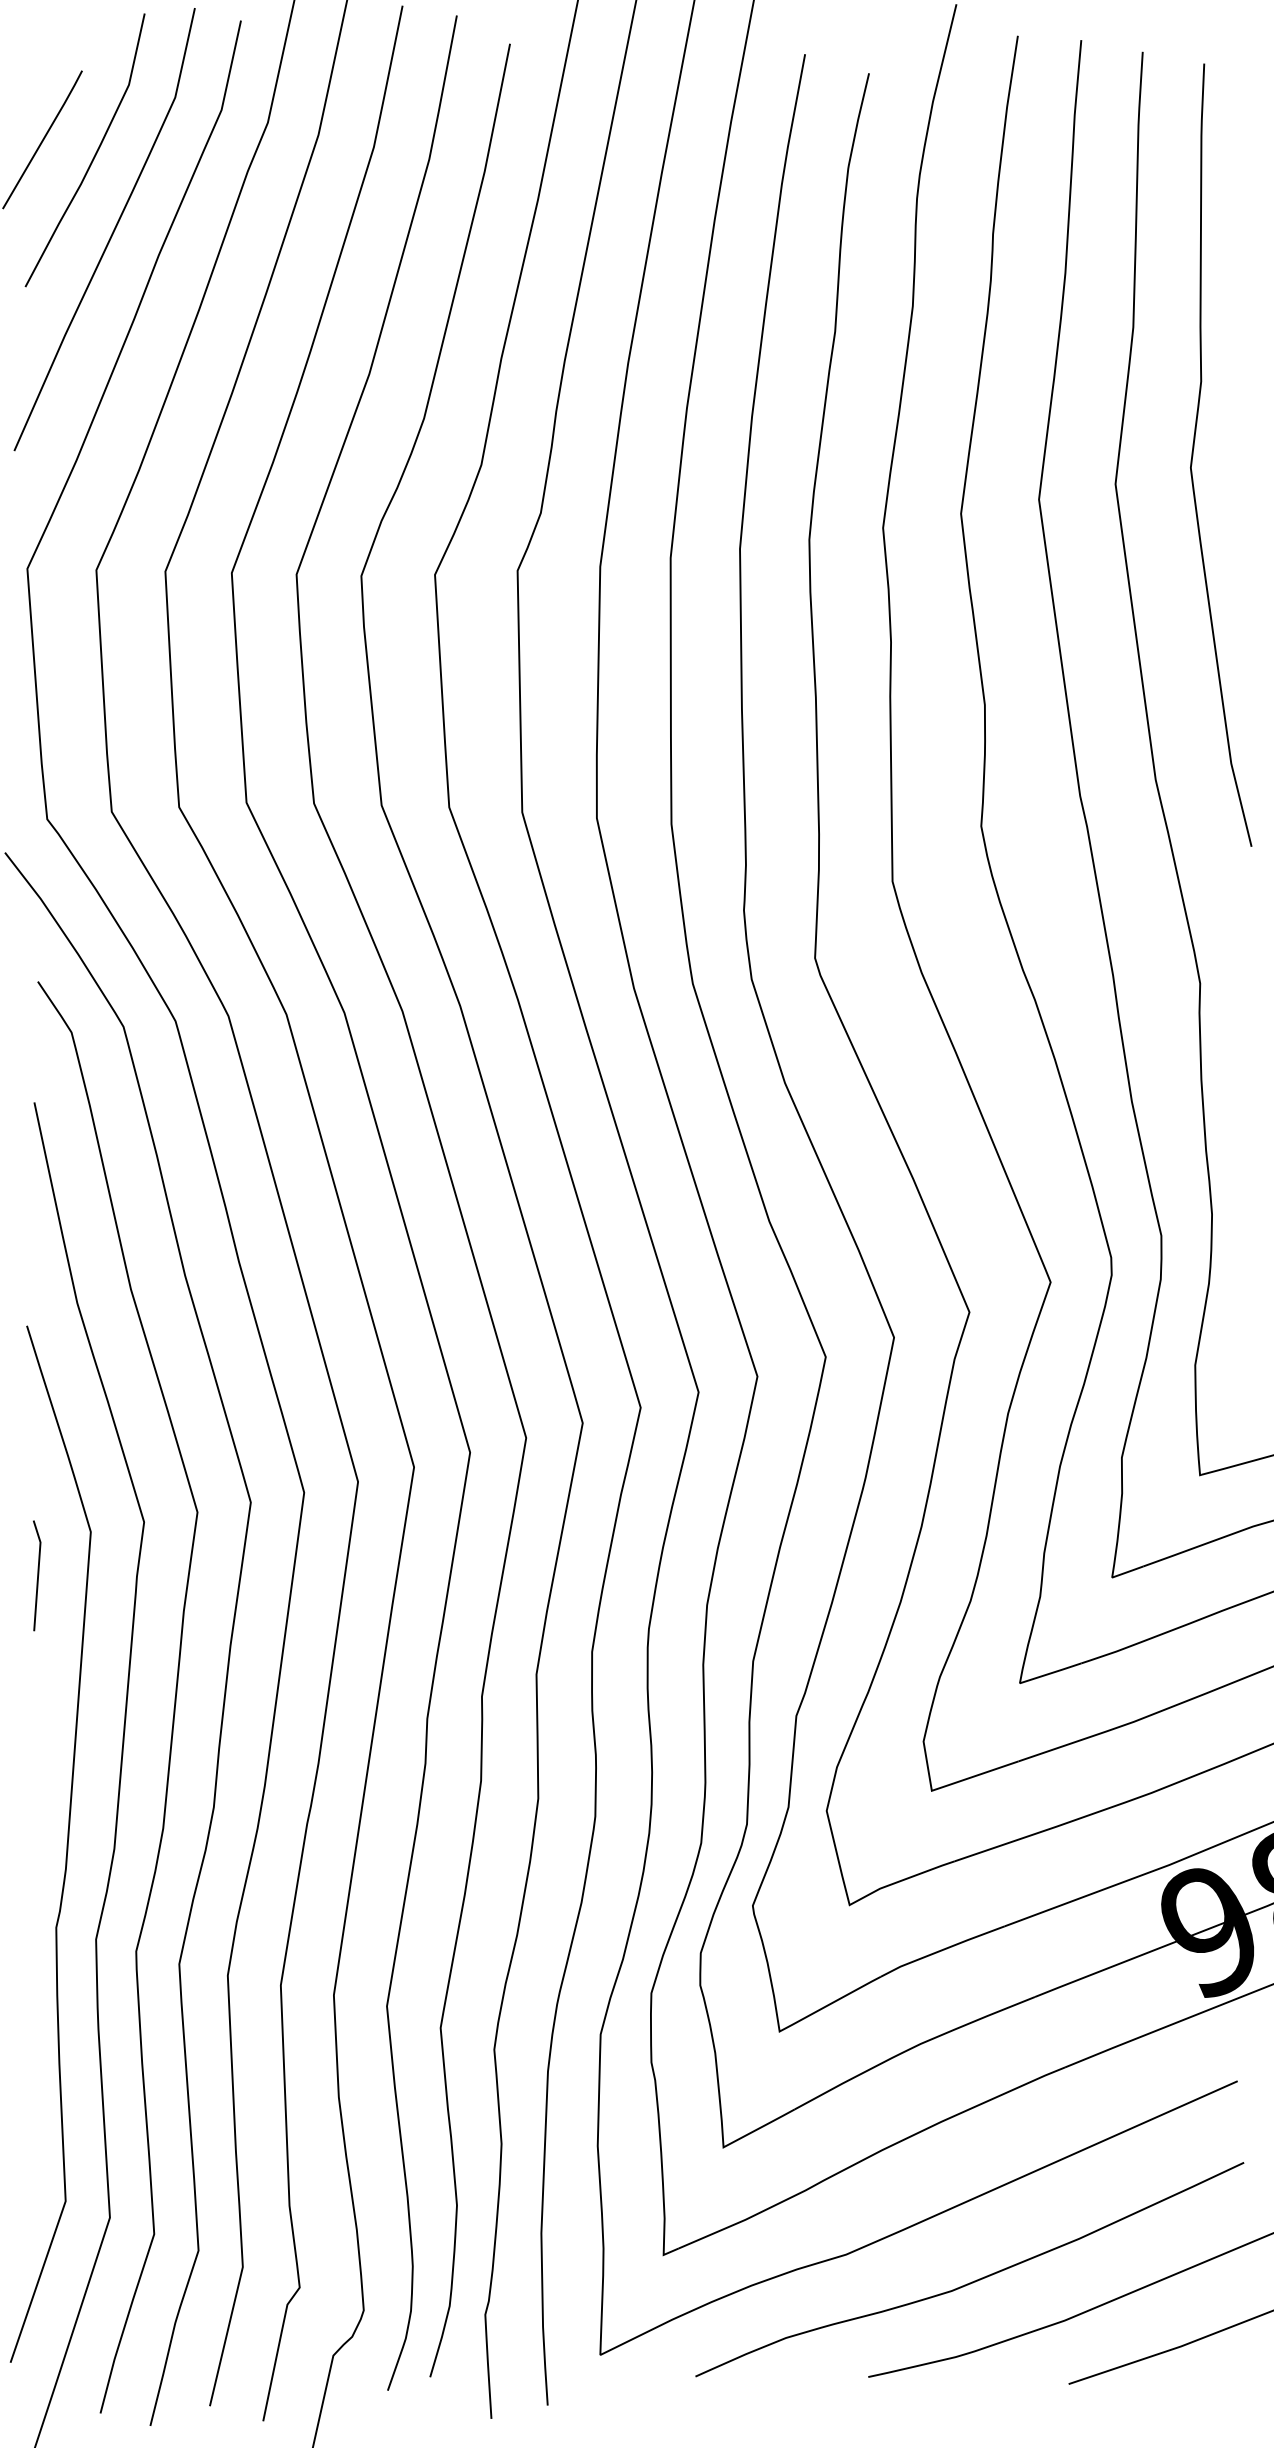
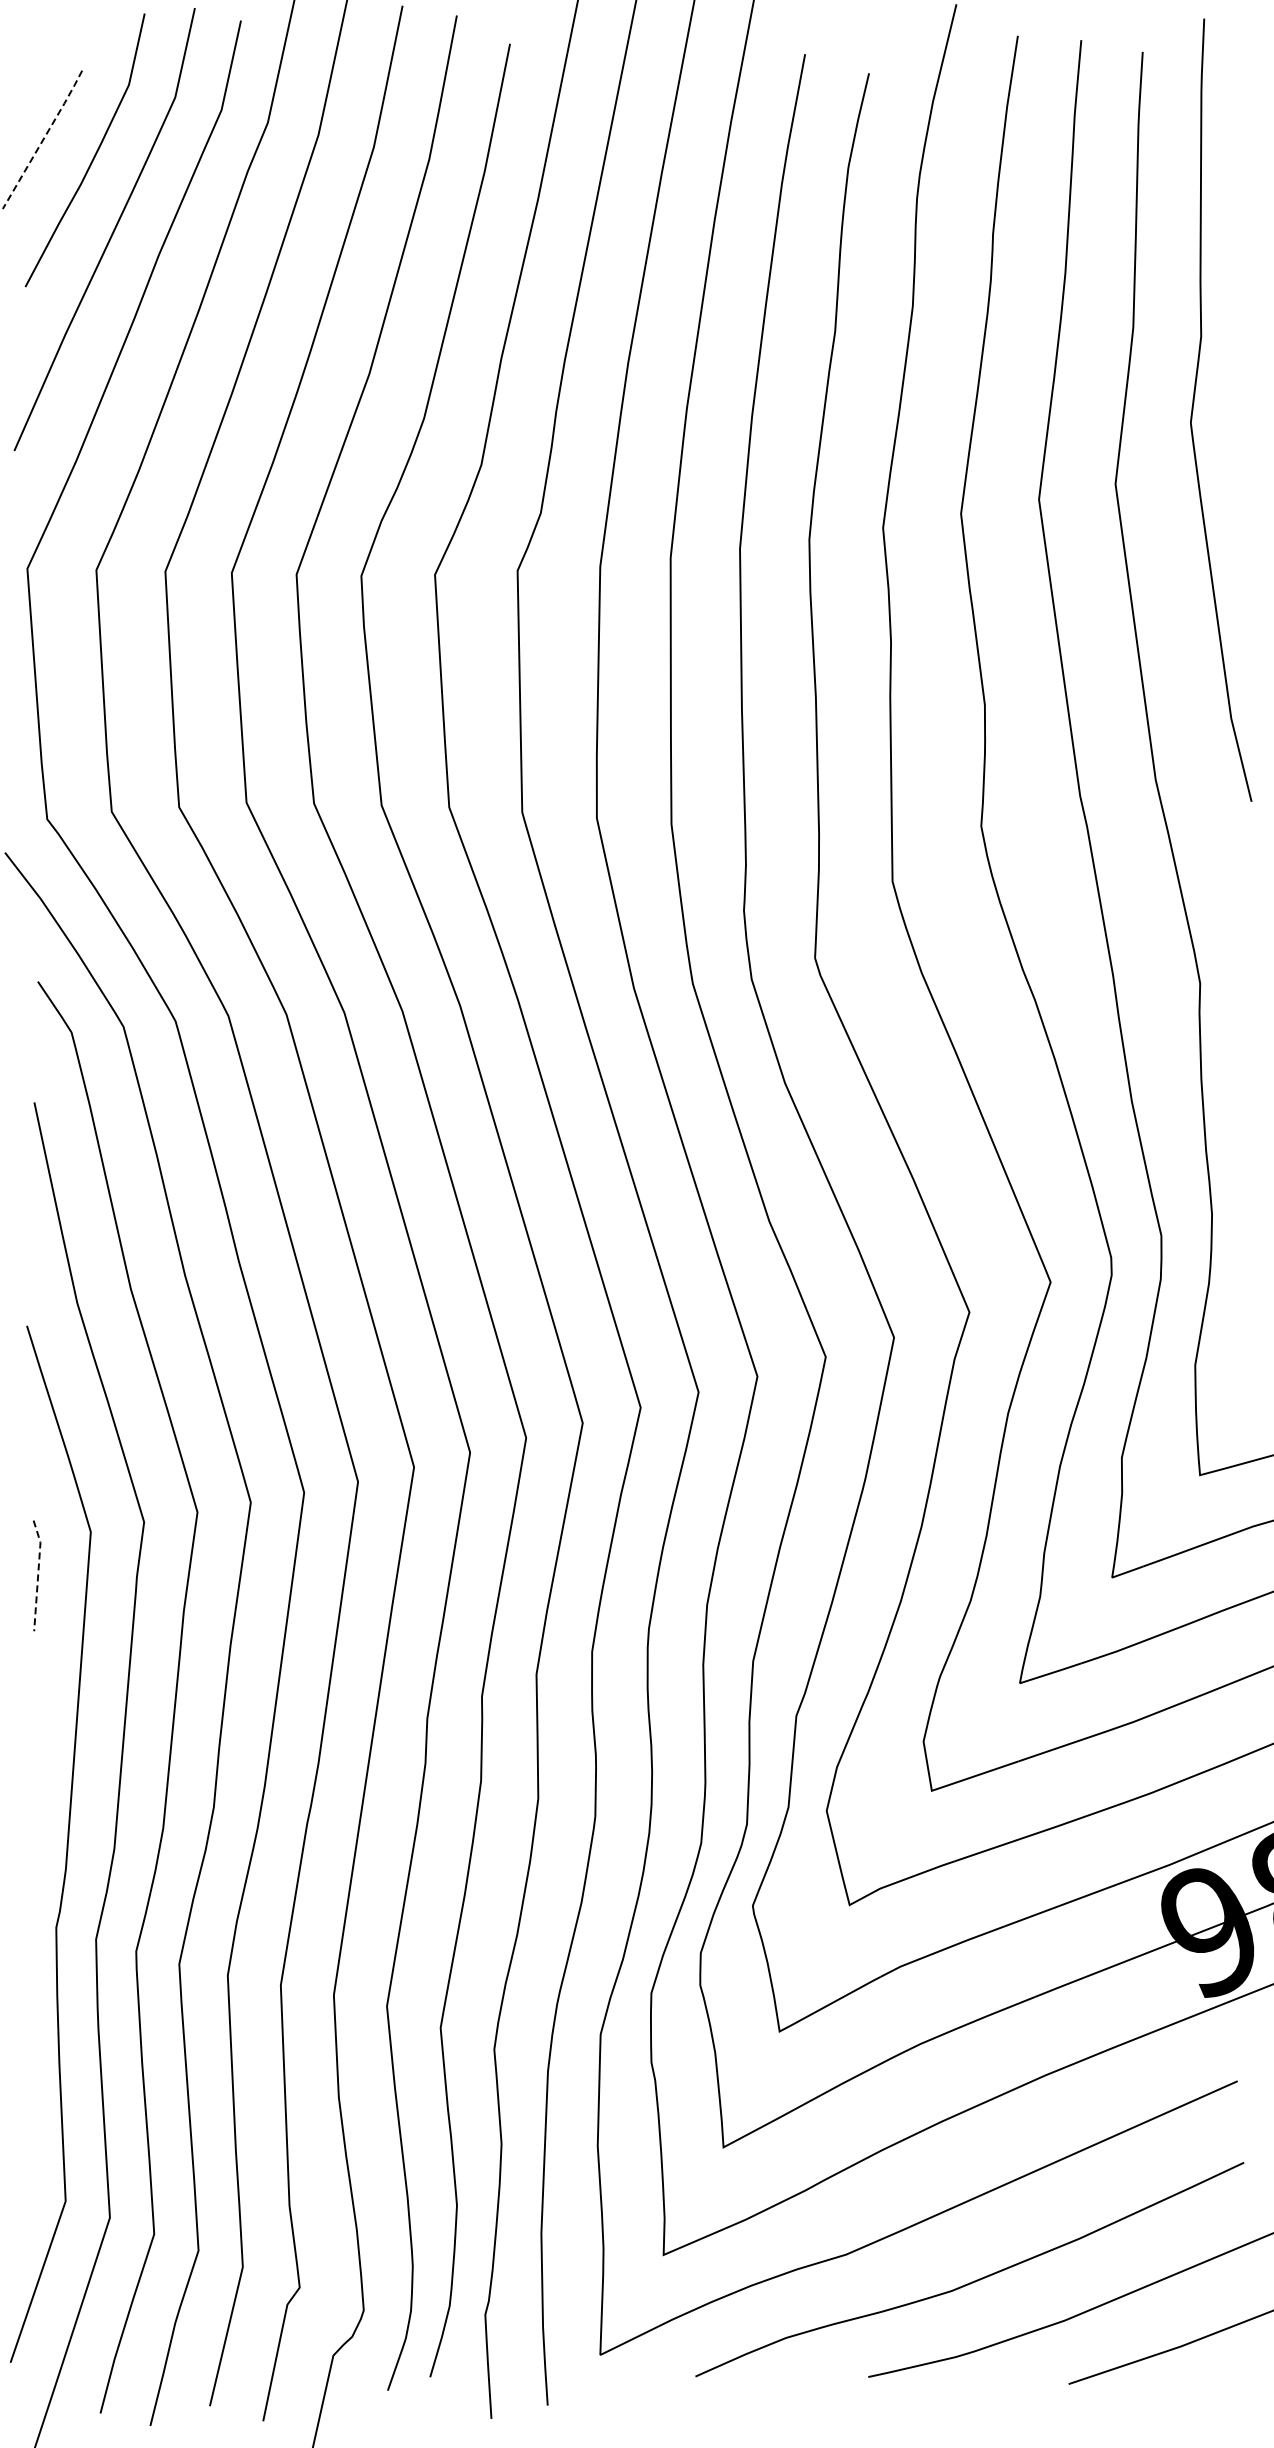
line: solid -> dashed (43, 138)
curve position: (1194, 448) -> (1194, 403) (1194, 403)
line: solid -> dashed (38, 1575)
